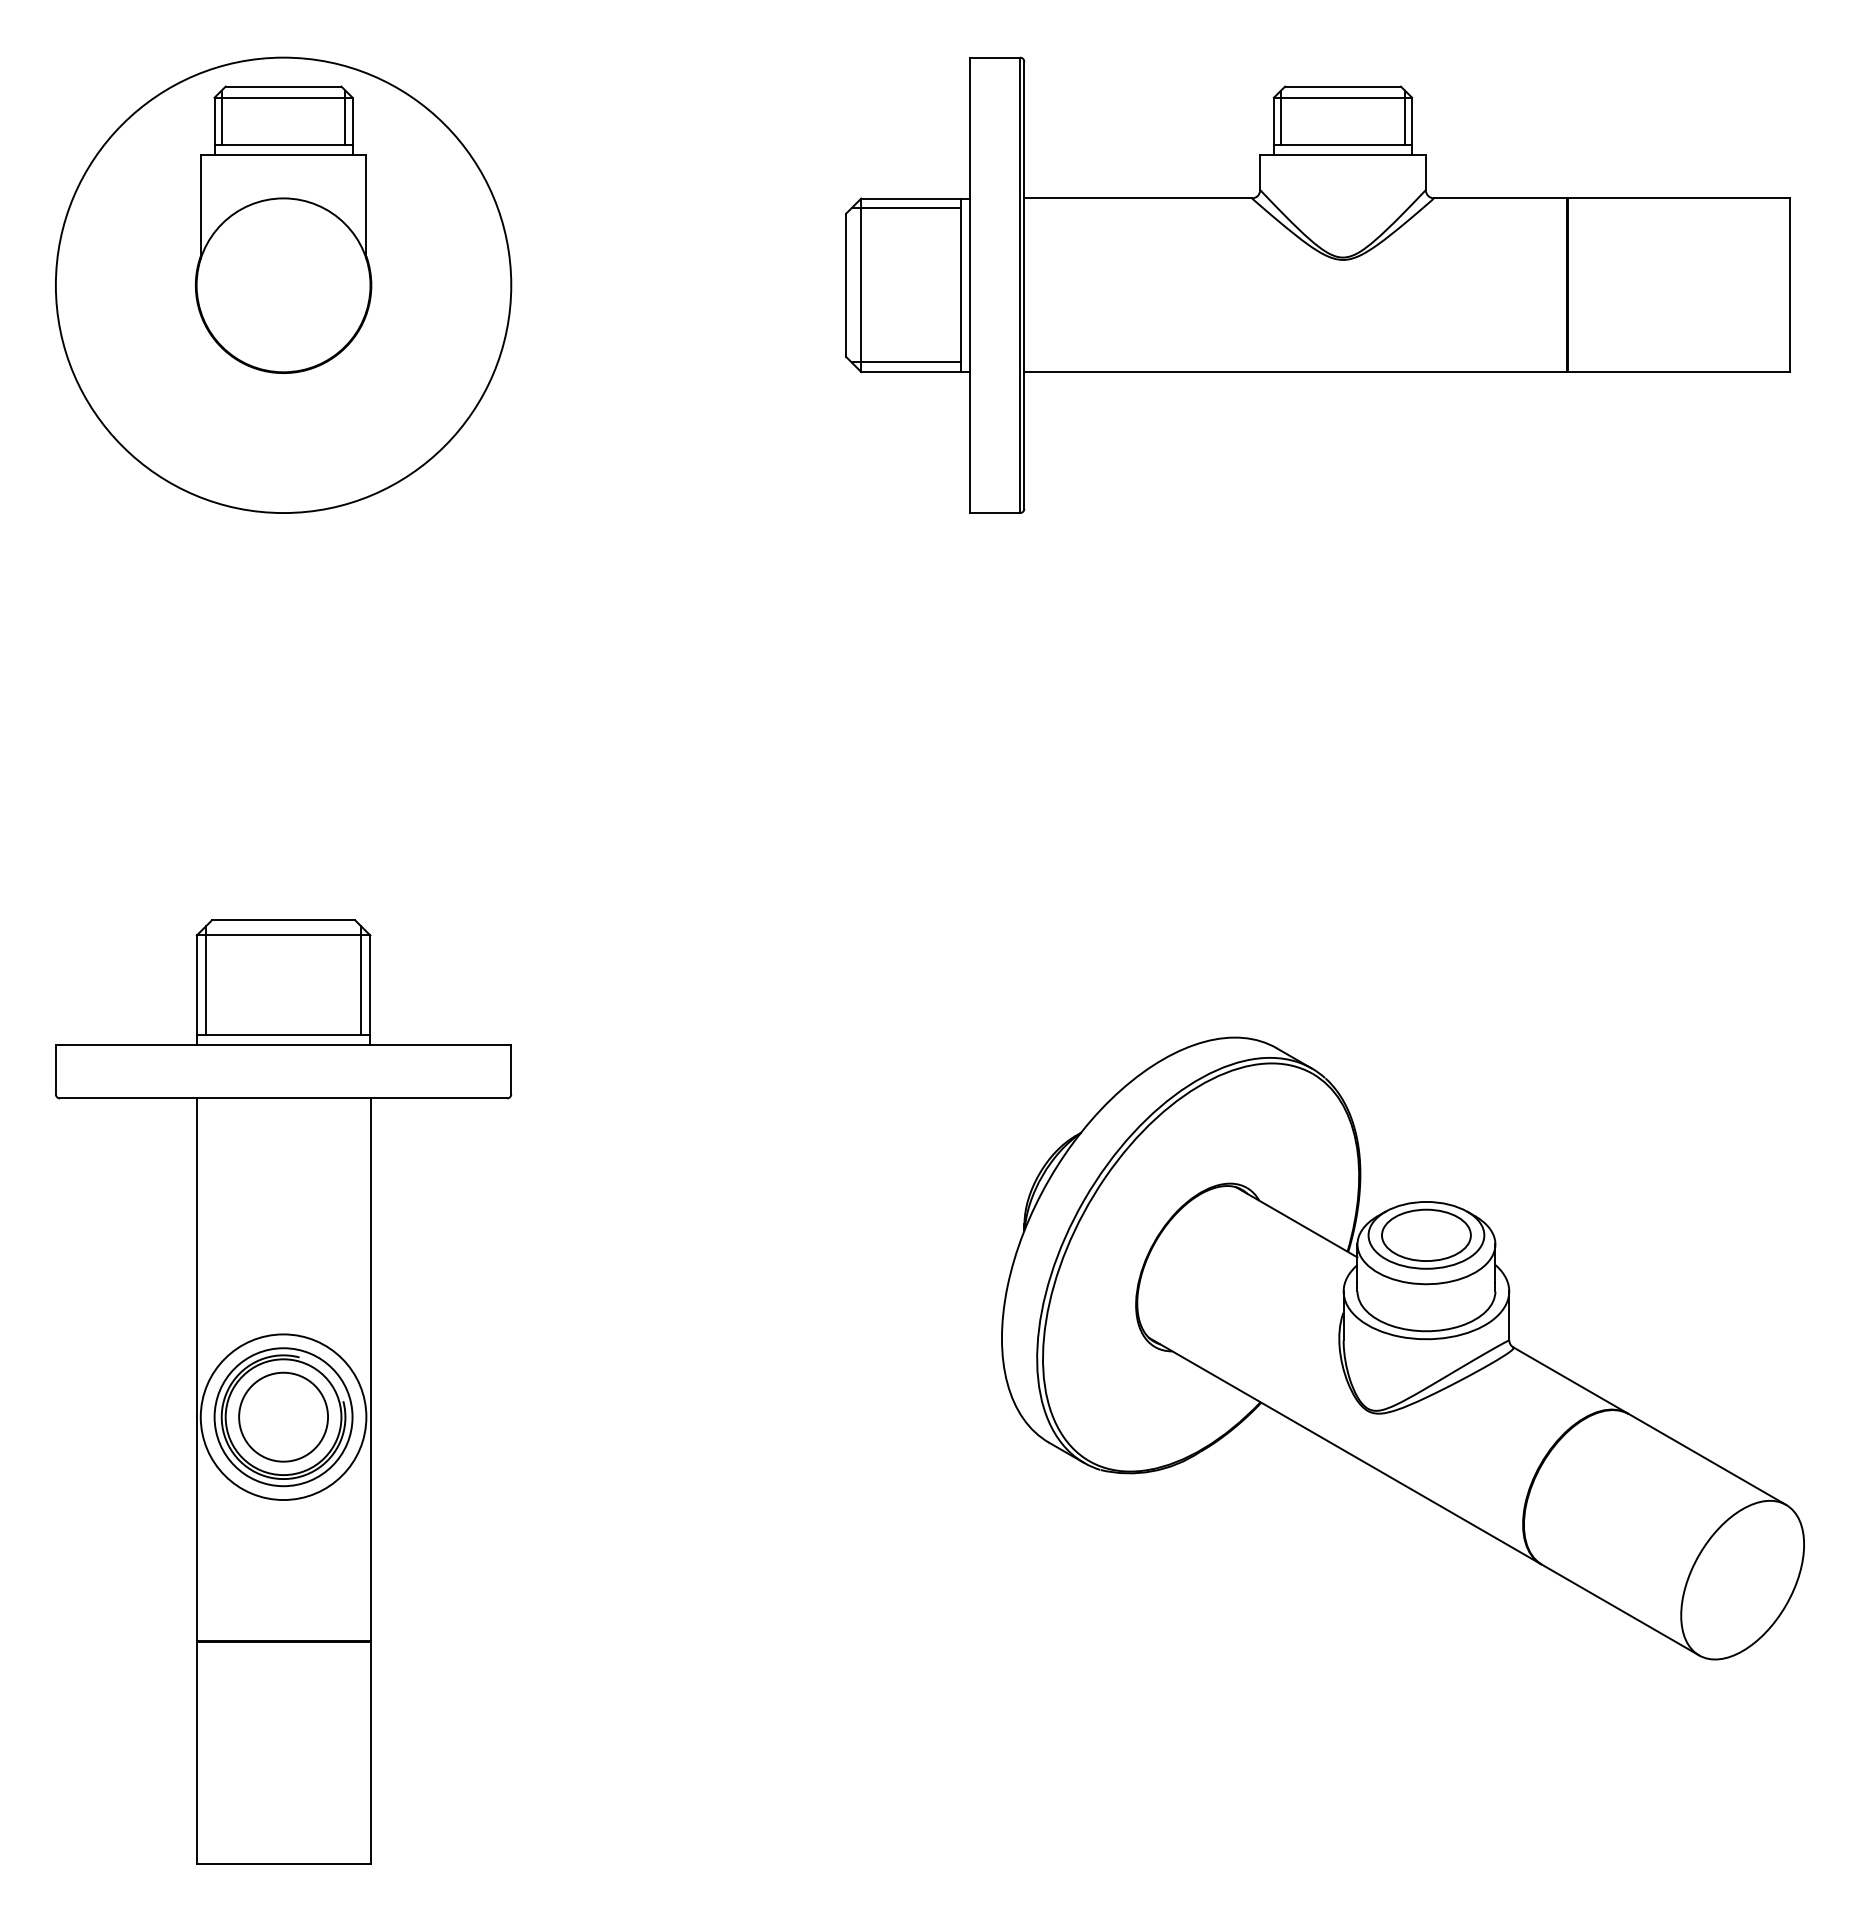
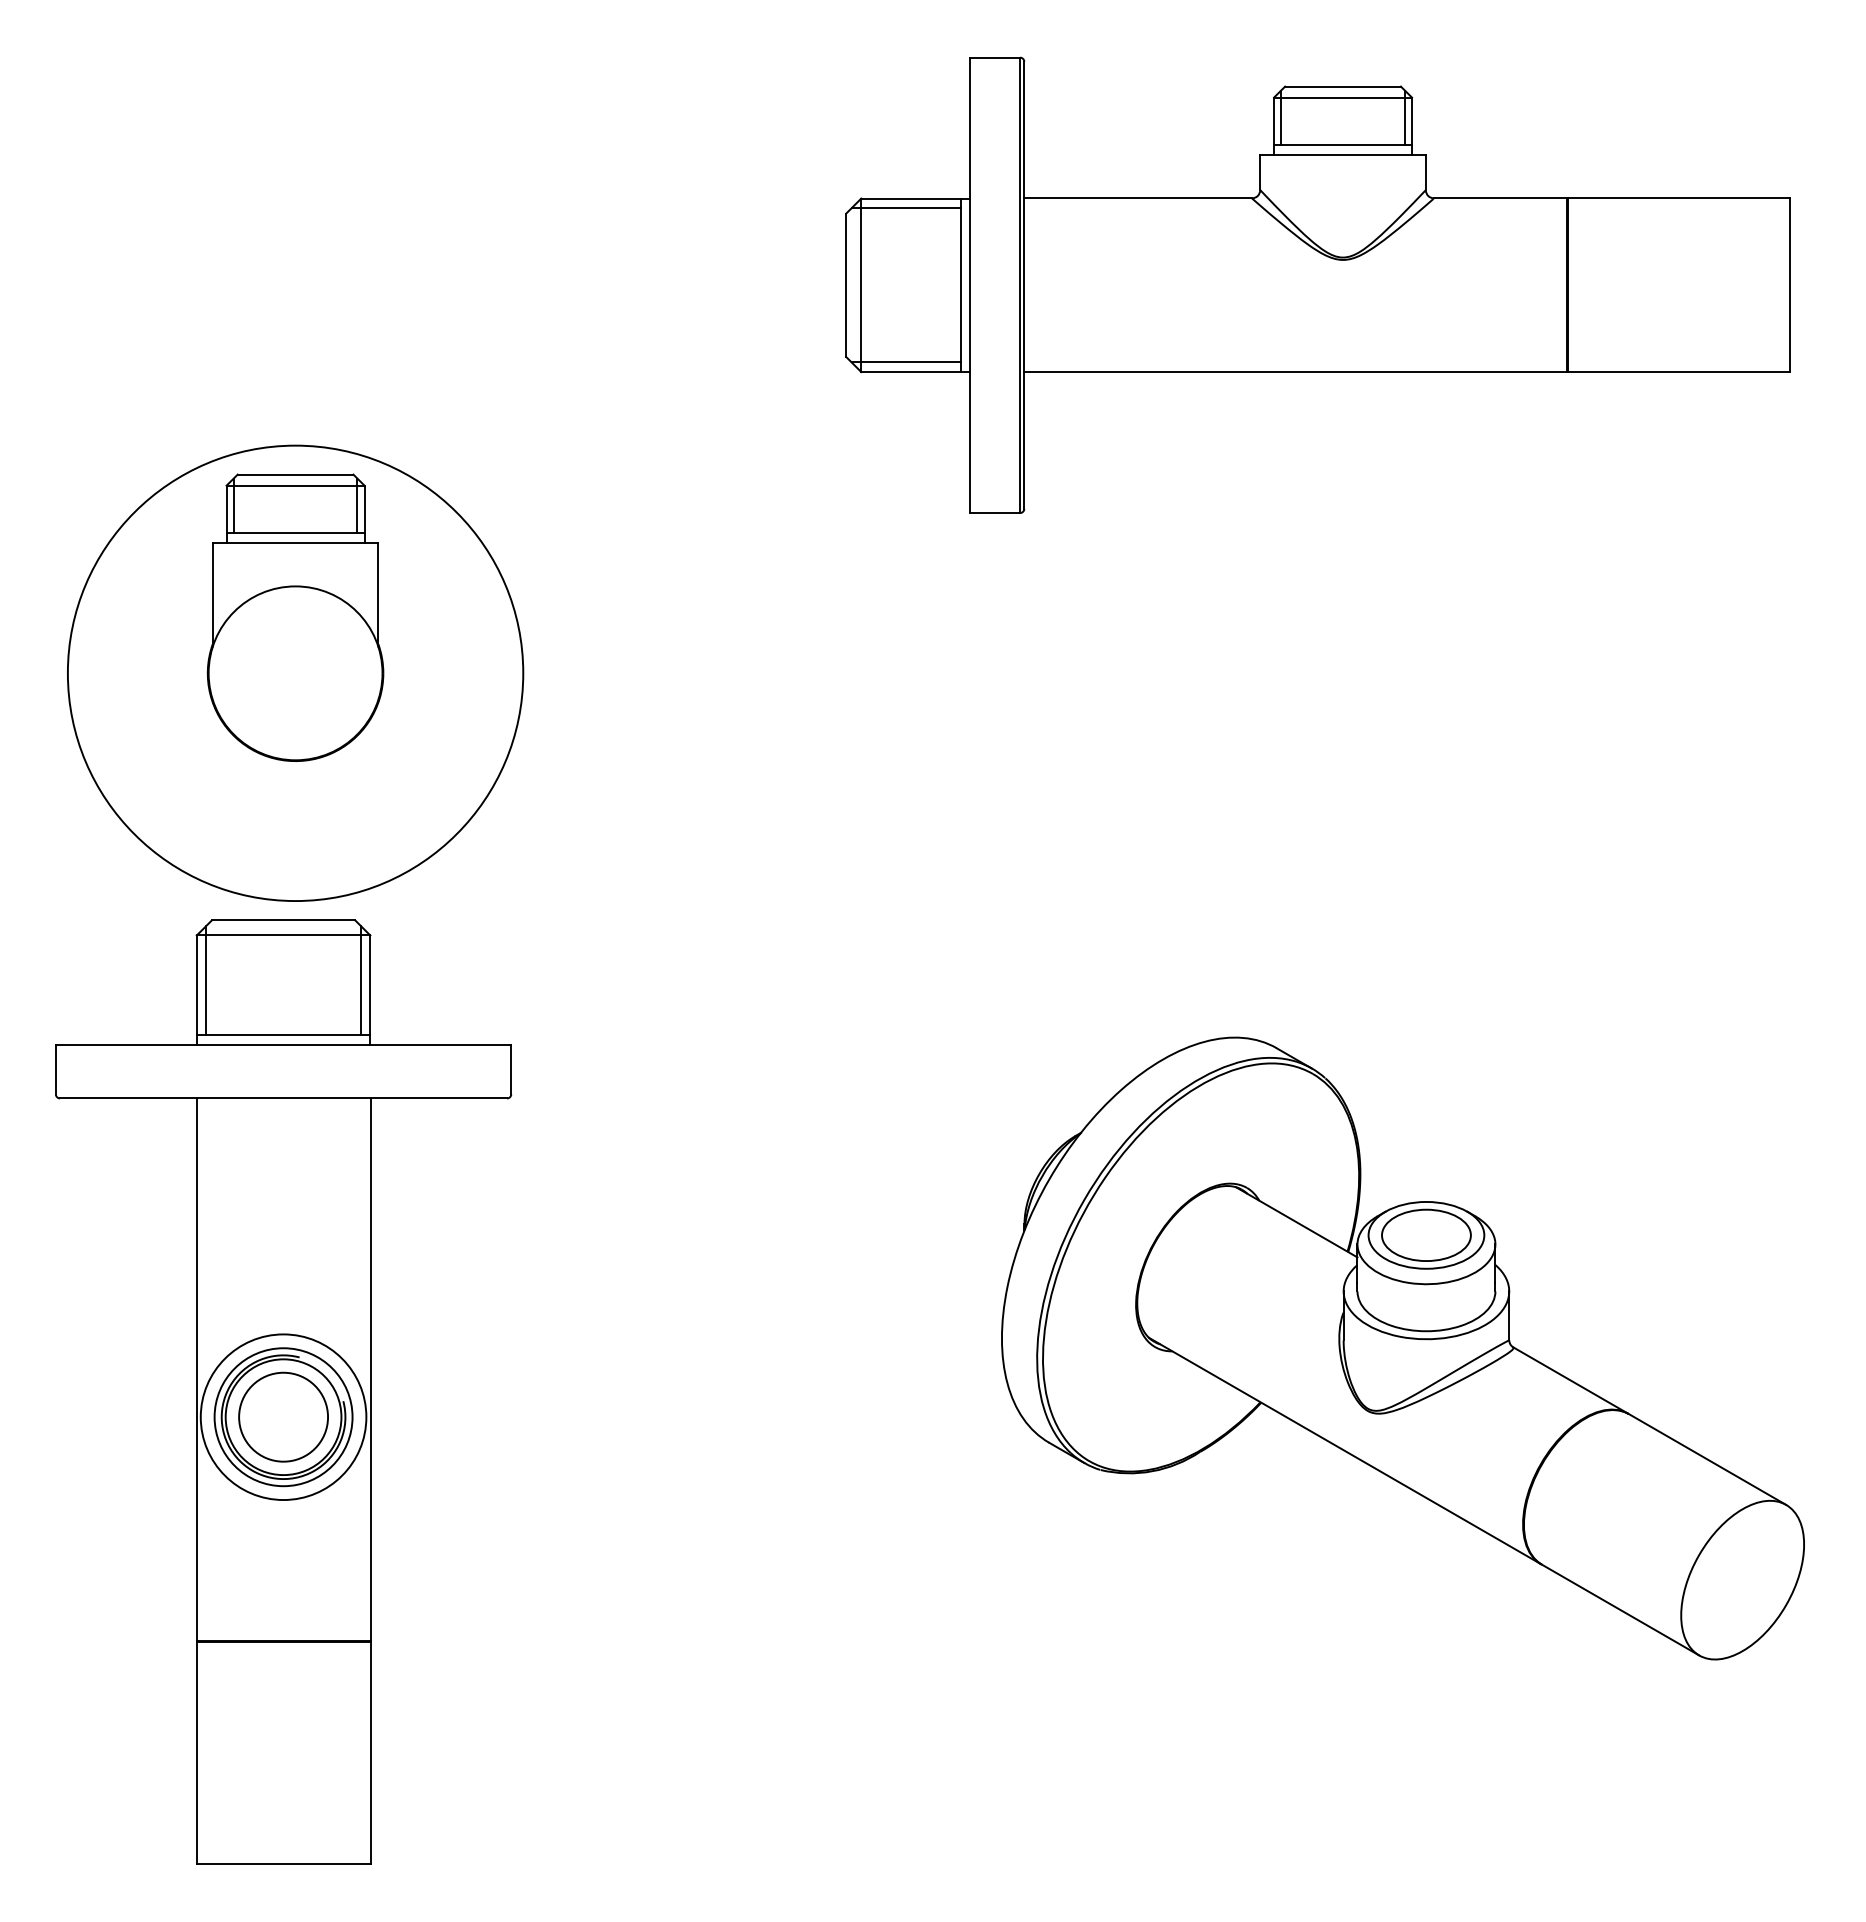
part position: (283, 284) -> (295, 672) (295, 672)
